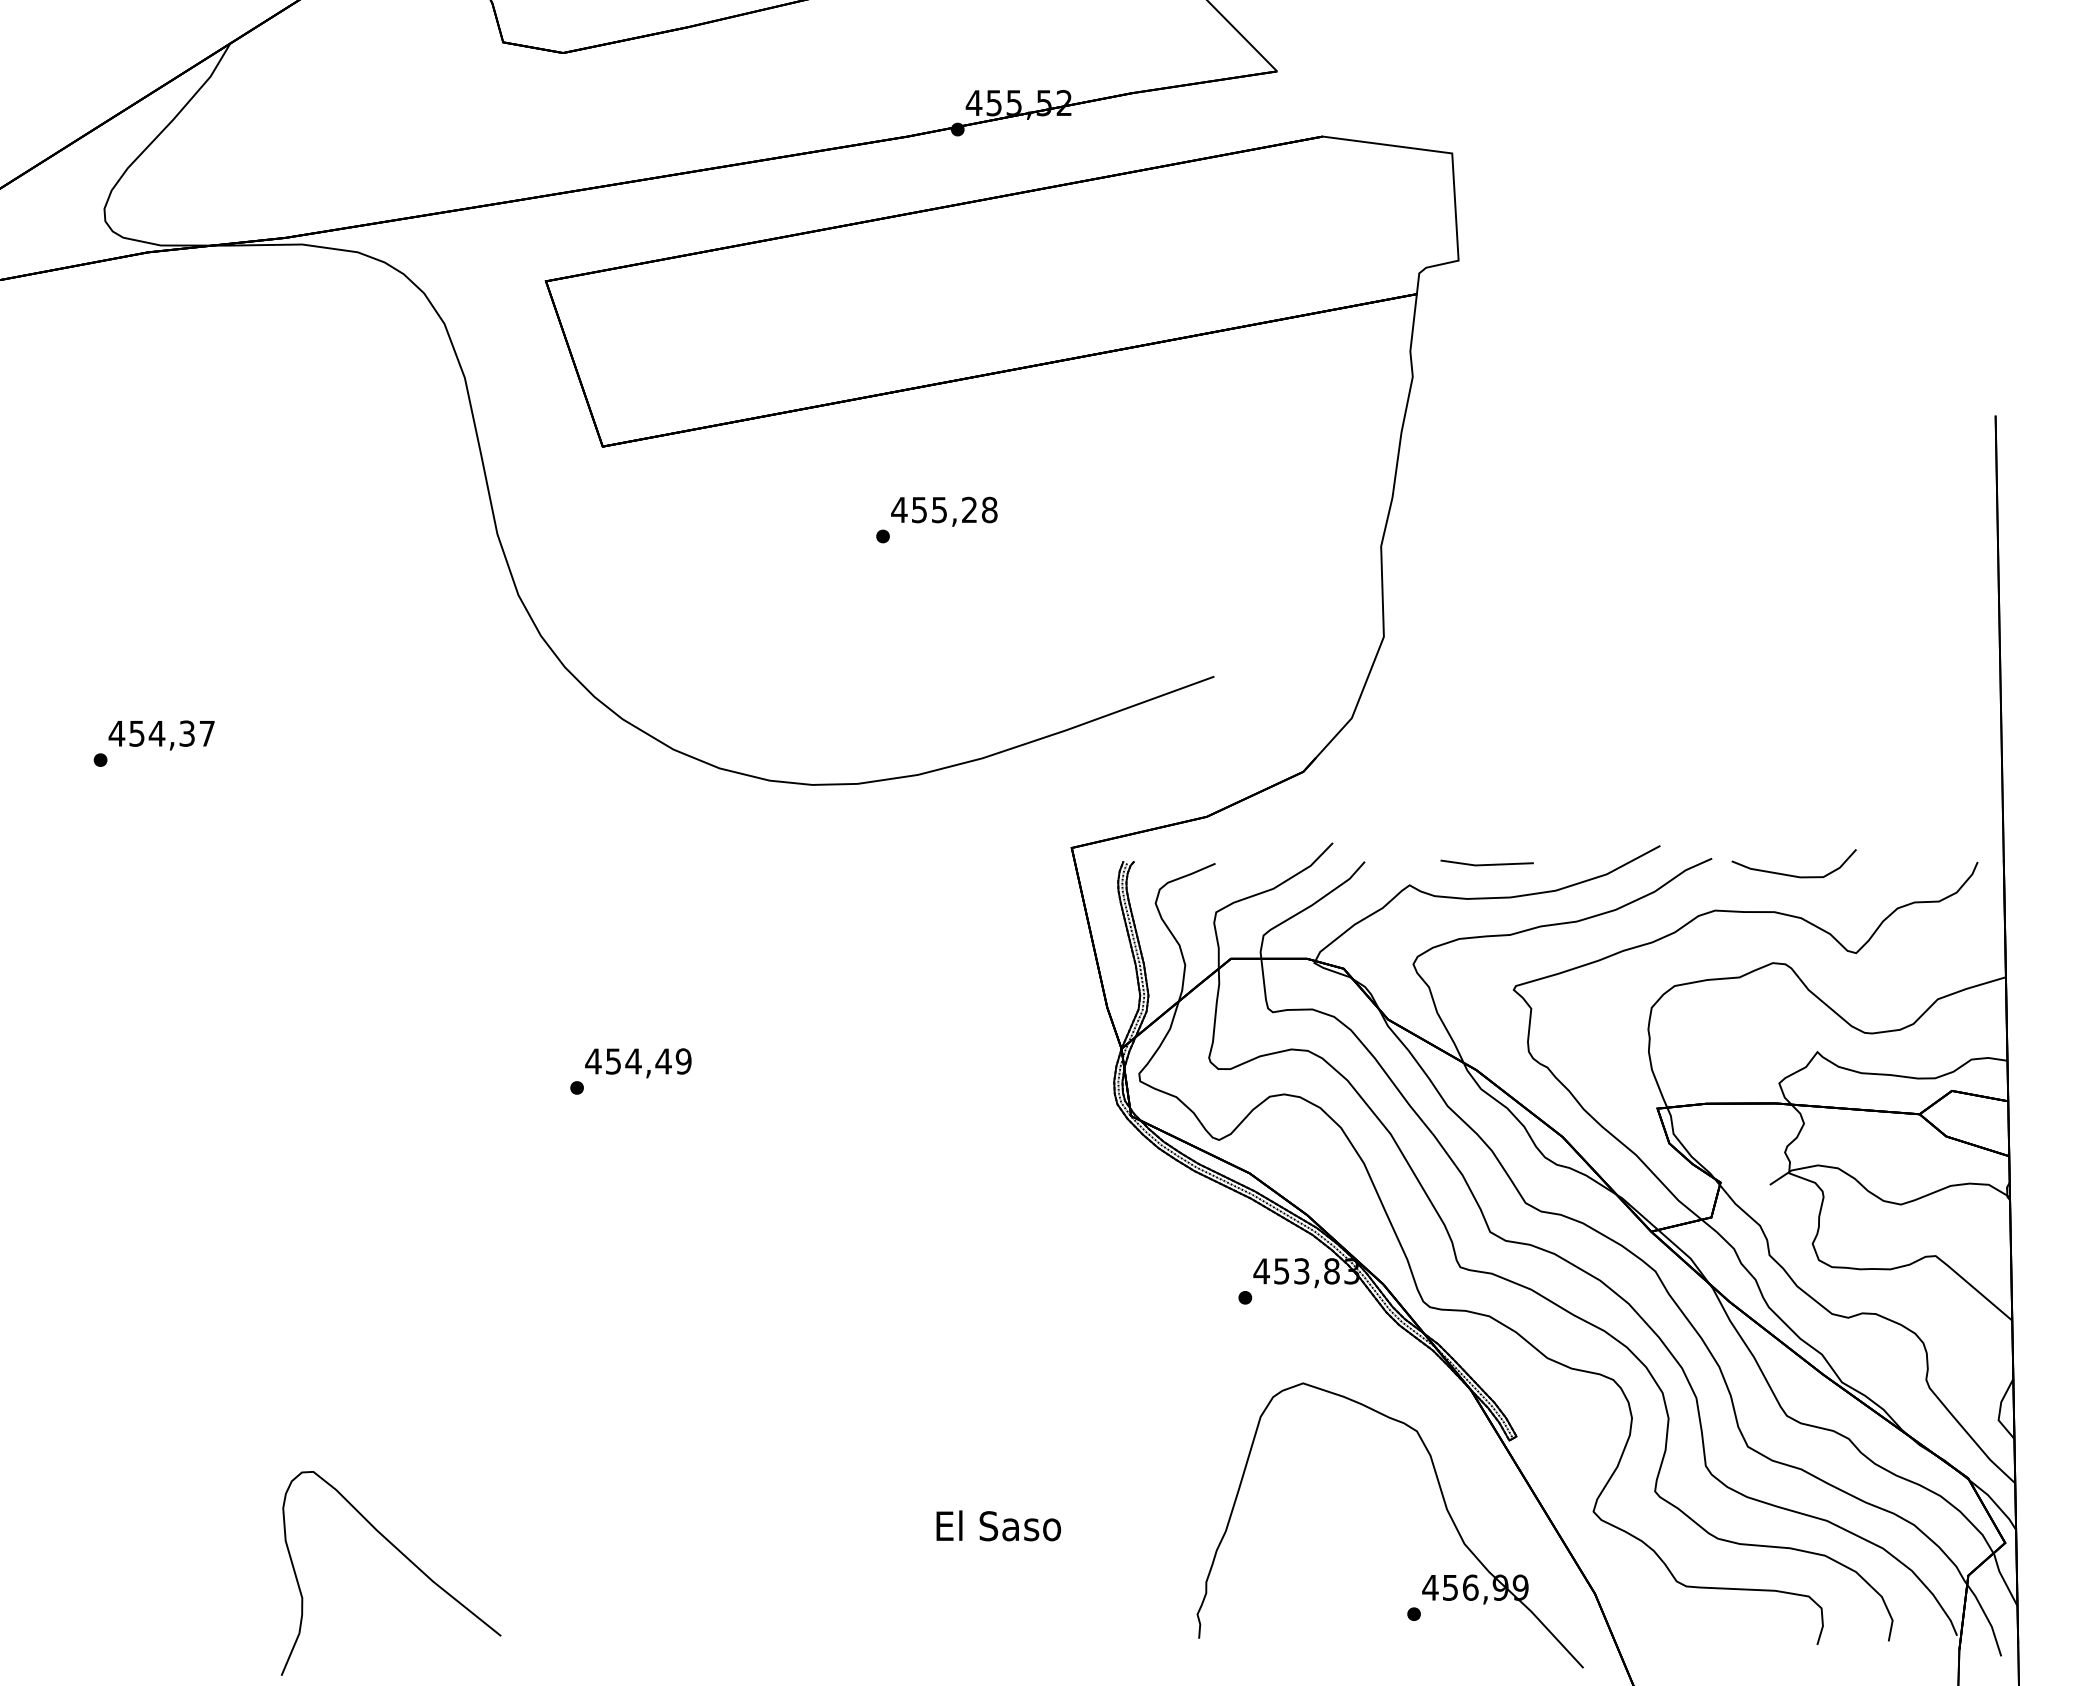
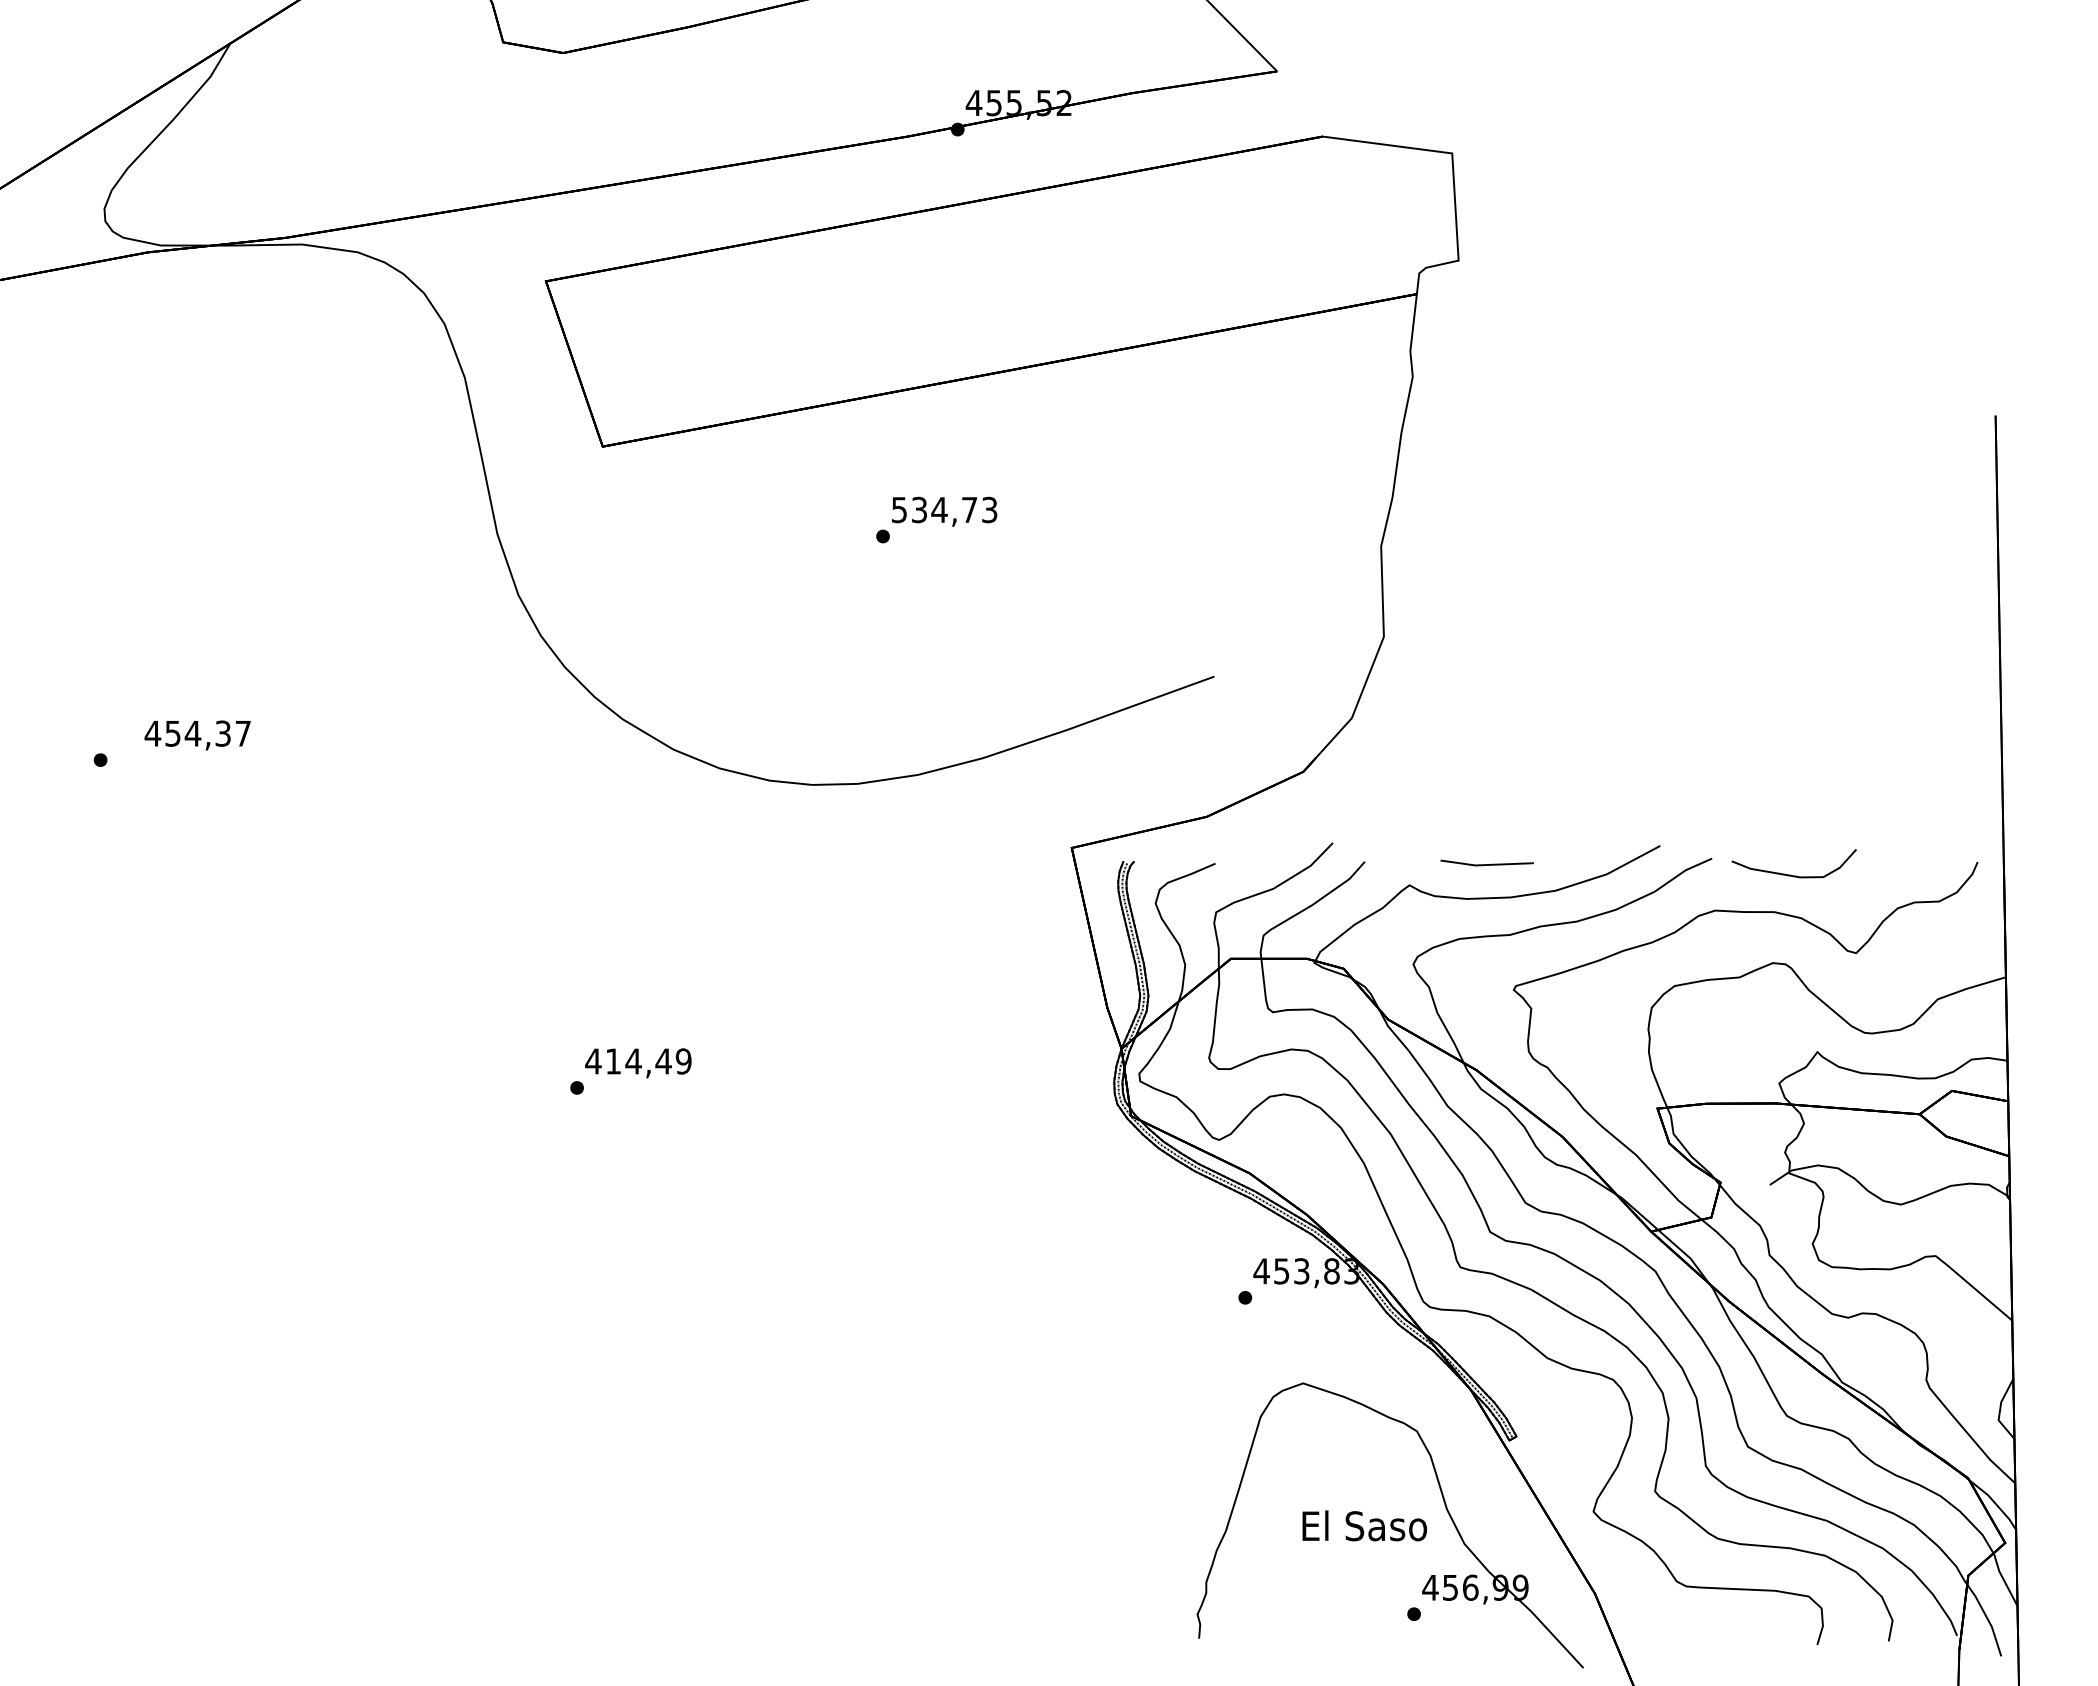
text: 455,28 -> 534,73 (944, 509)
text position: (161, 735) -> (197, 735) (197, 735)
text: 454,49 -> 414,49 (613, 1061)
text position: (998, 1525) -> (1364, 1525) (1364, 1525)
curve: present -> none (405, 1557)
